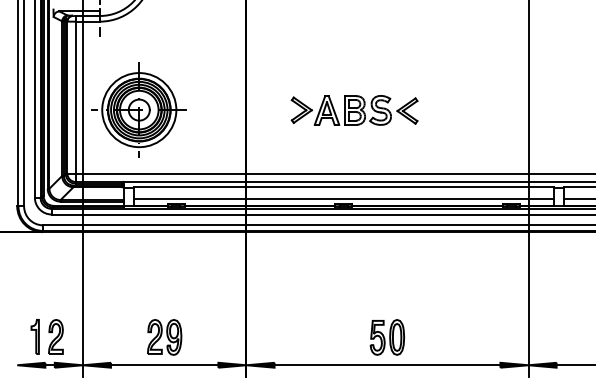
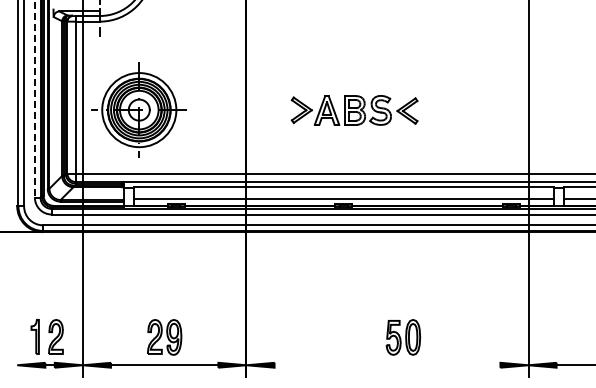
line: solid -> dashed (34, 99)
part position: (387, 337) -> (403, 337) (403, 337)
line: present -> none (387, 365)
